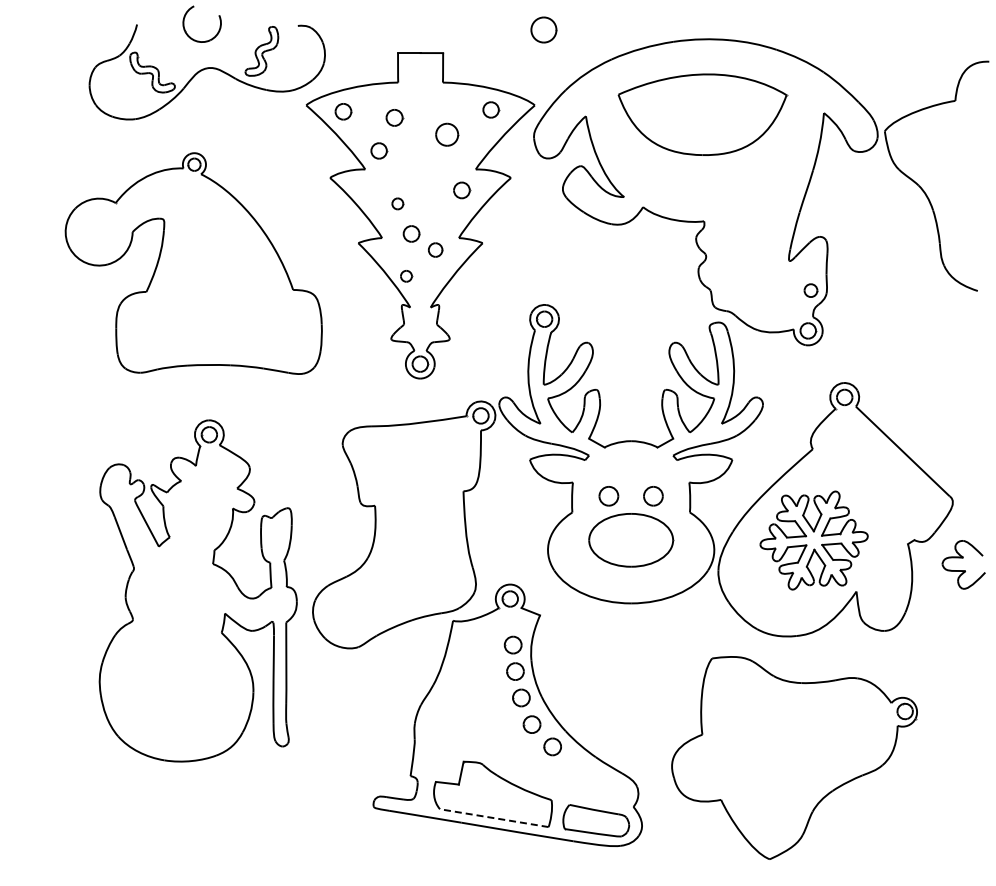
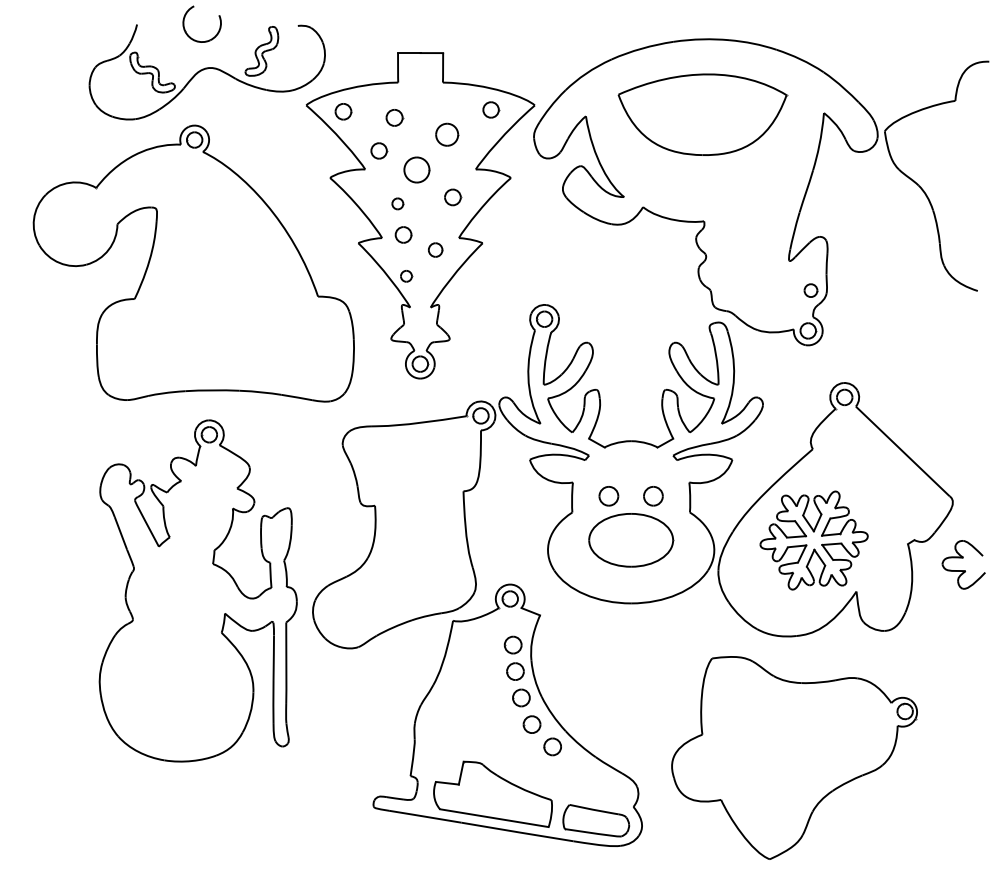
part position: (543, 29) -> (416, 169) (416, 169)
part position: (462, 190) -> (453, 197) (453, 197)
part position: (411, 233) -> (403, 234) (403, 234)
part size: 259x223 px -> 323x279 px (193, 263)
line: dashed -> solid (494, 818)
